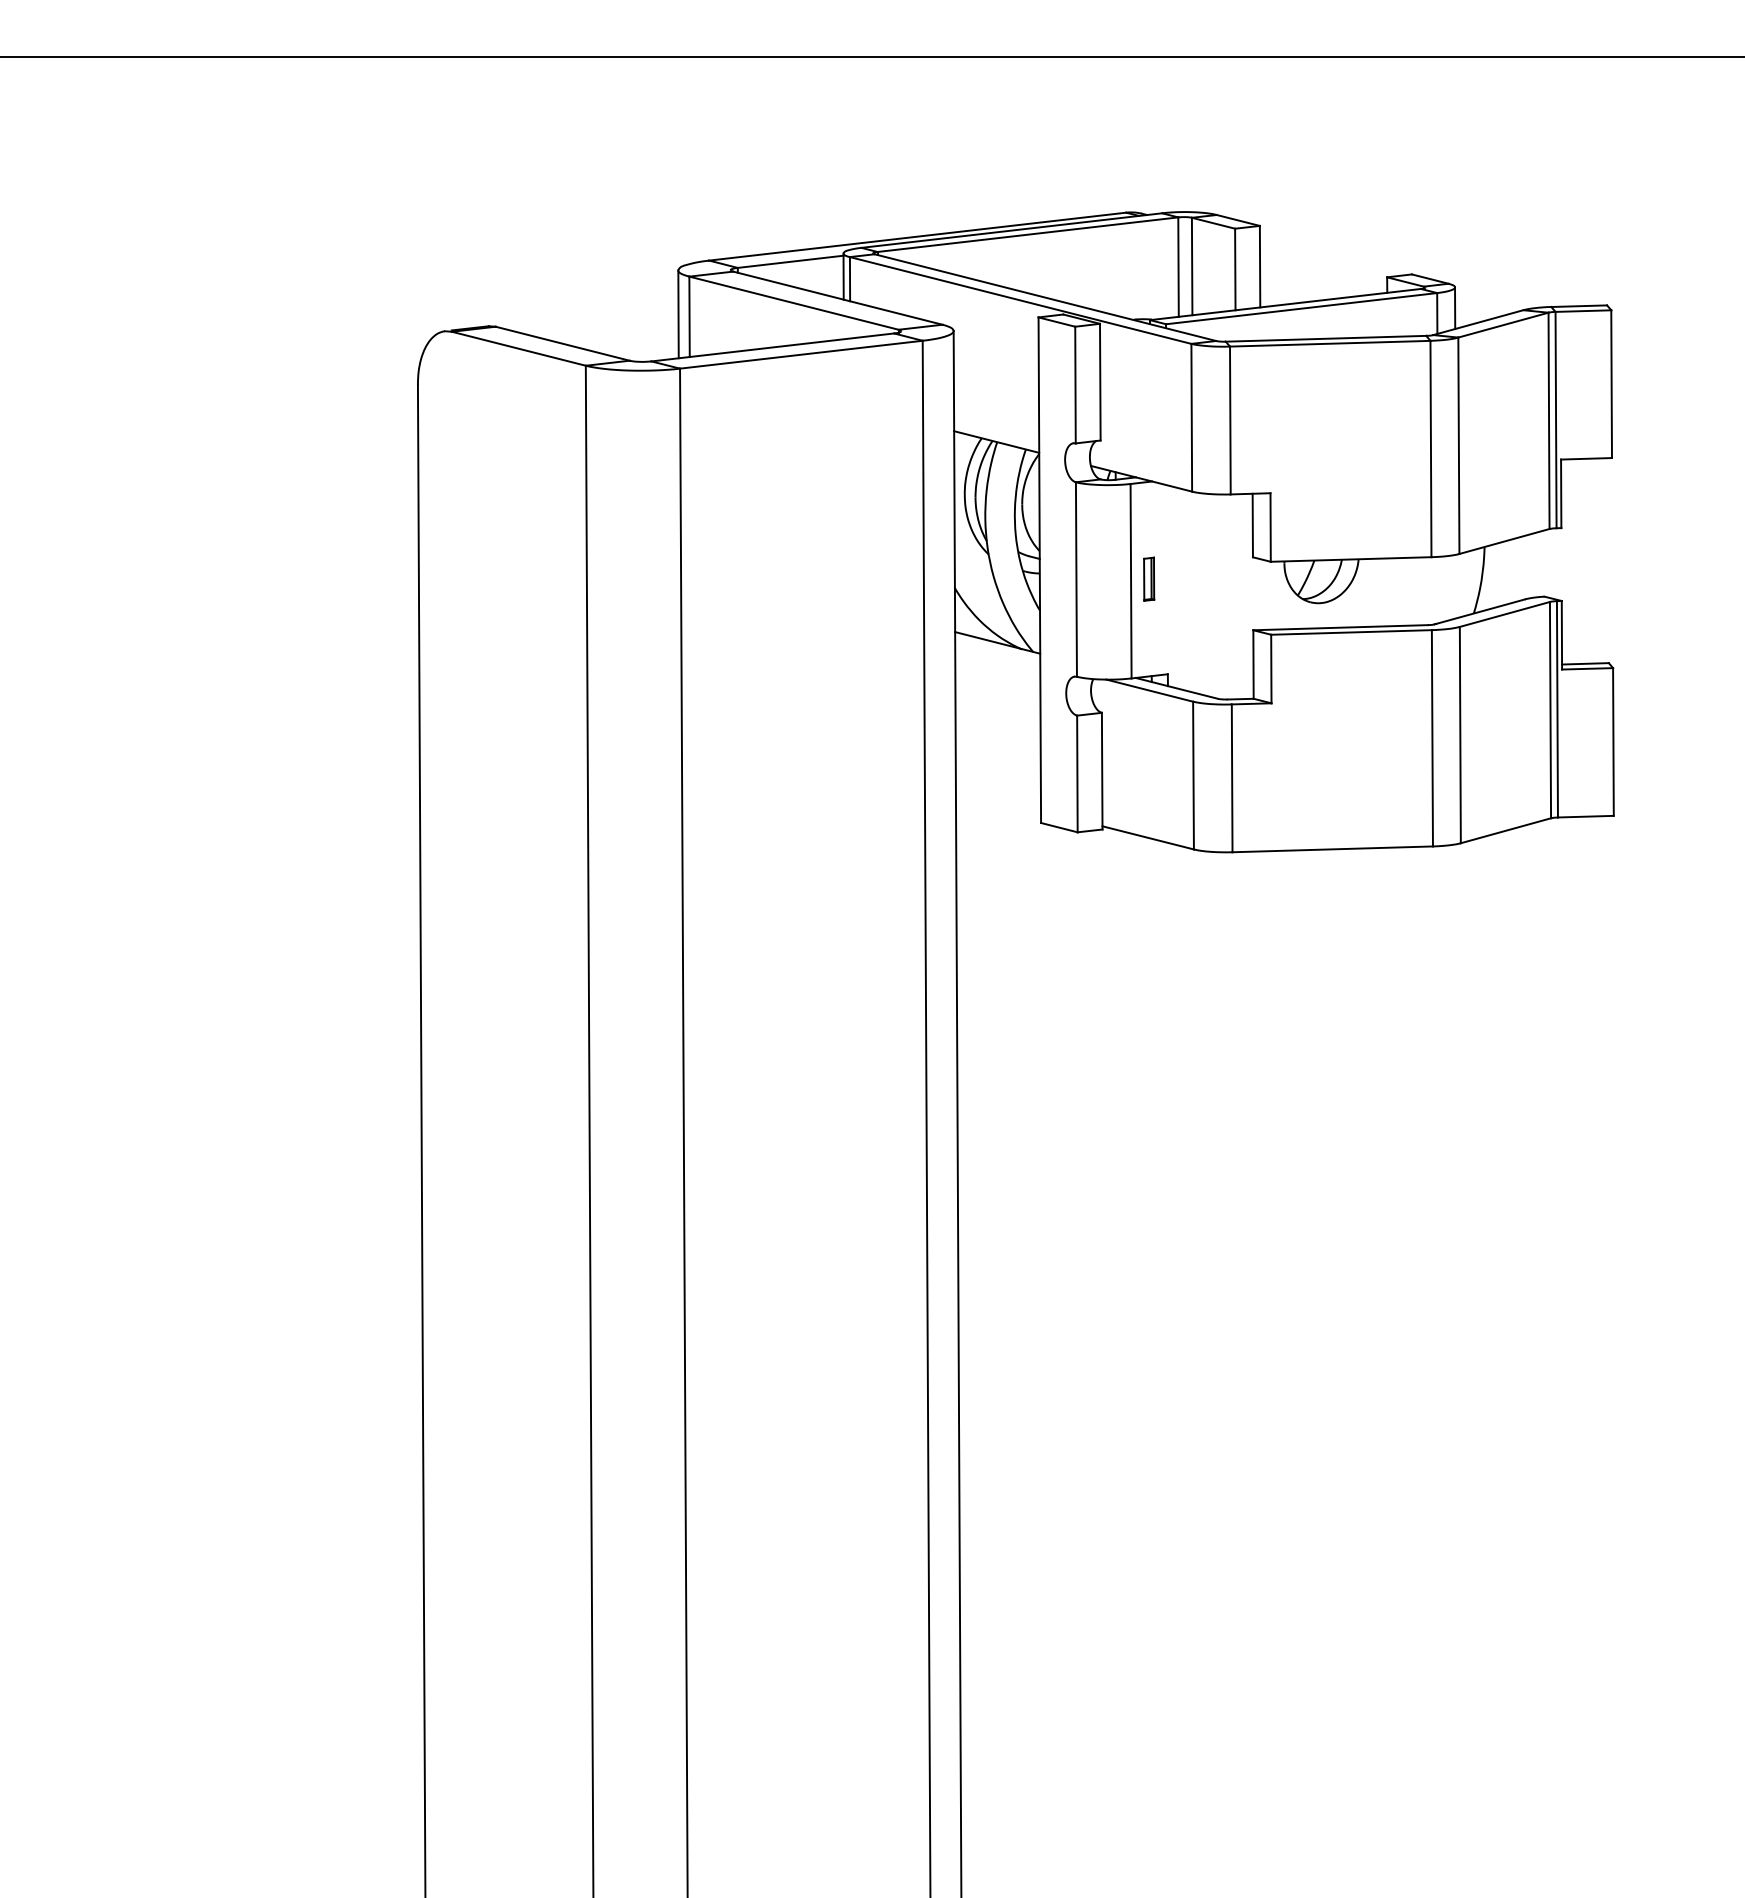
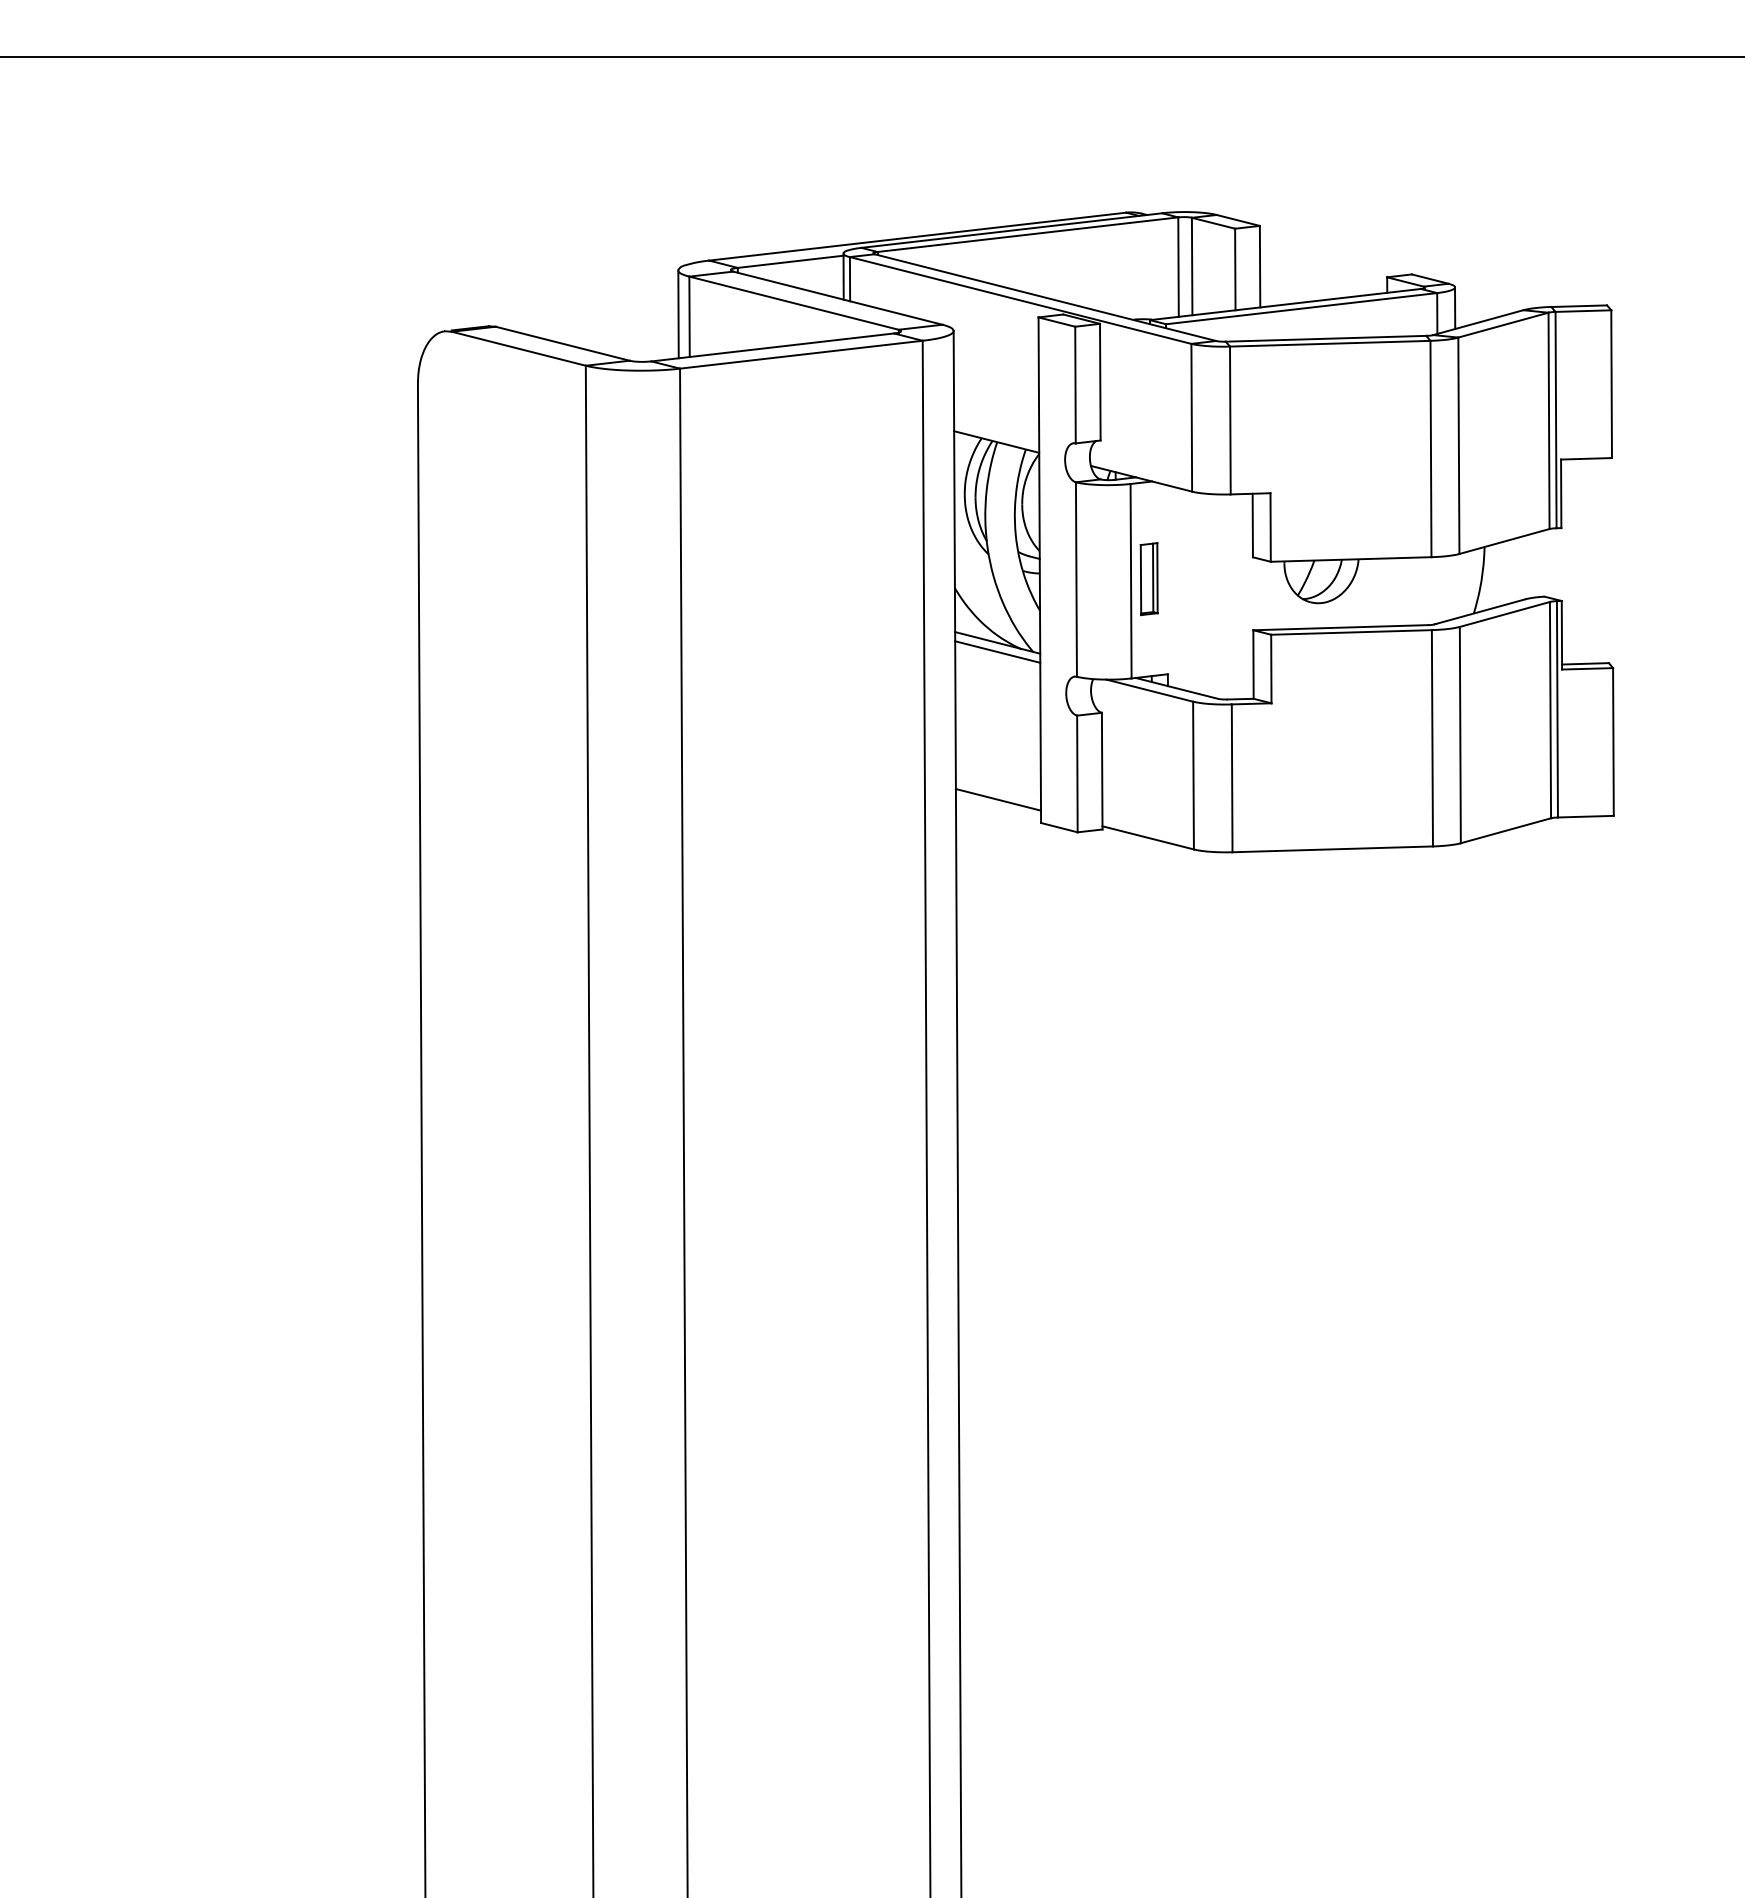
part size: 13x46 px -> 20x75 px (1148, 579)
line: none -> present (997, 651)
line: none -> present (997, 799)
